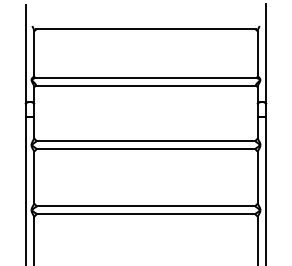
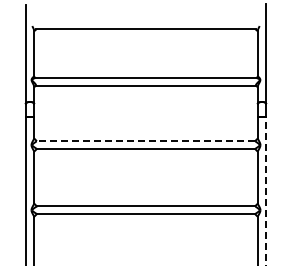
line: solid -> dashed (145, 141)
line: solid -> dashed (266, 191)
